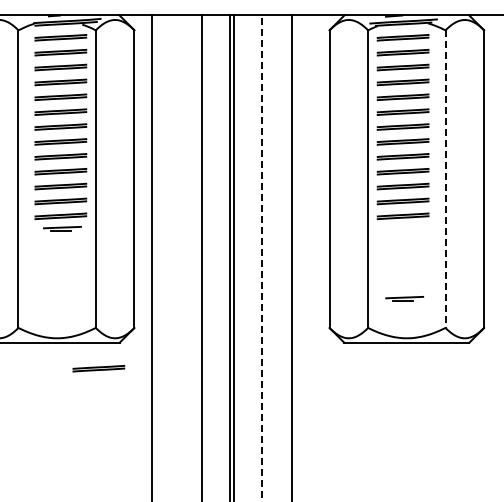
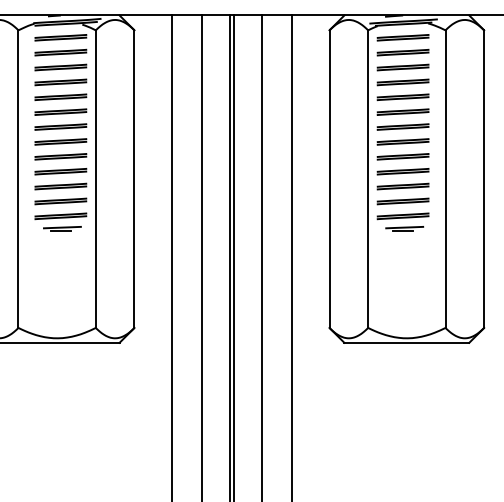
line: dashed -> solid (445, 179)
line position: (152, 256) -> (172, 256) (172, 256)
line: dashed -> solid (261, 258)
part position: (404, 298) -> (404, 228) (404, 228)
part: present -> none (98, 368)
